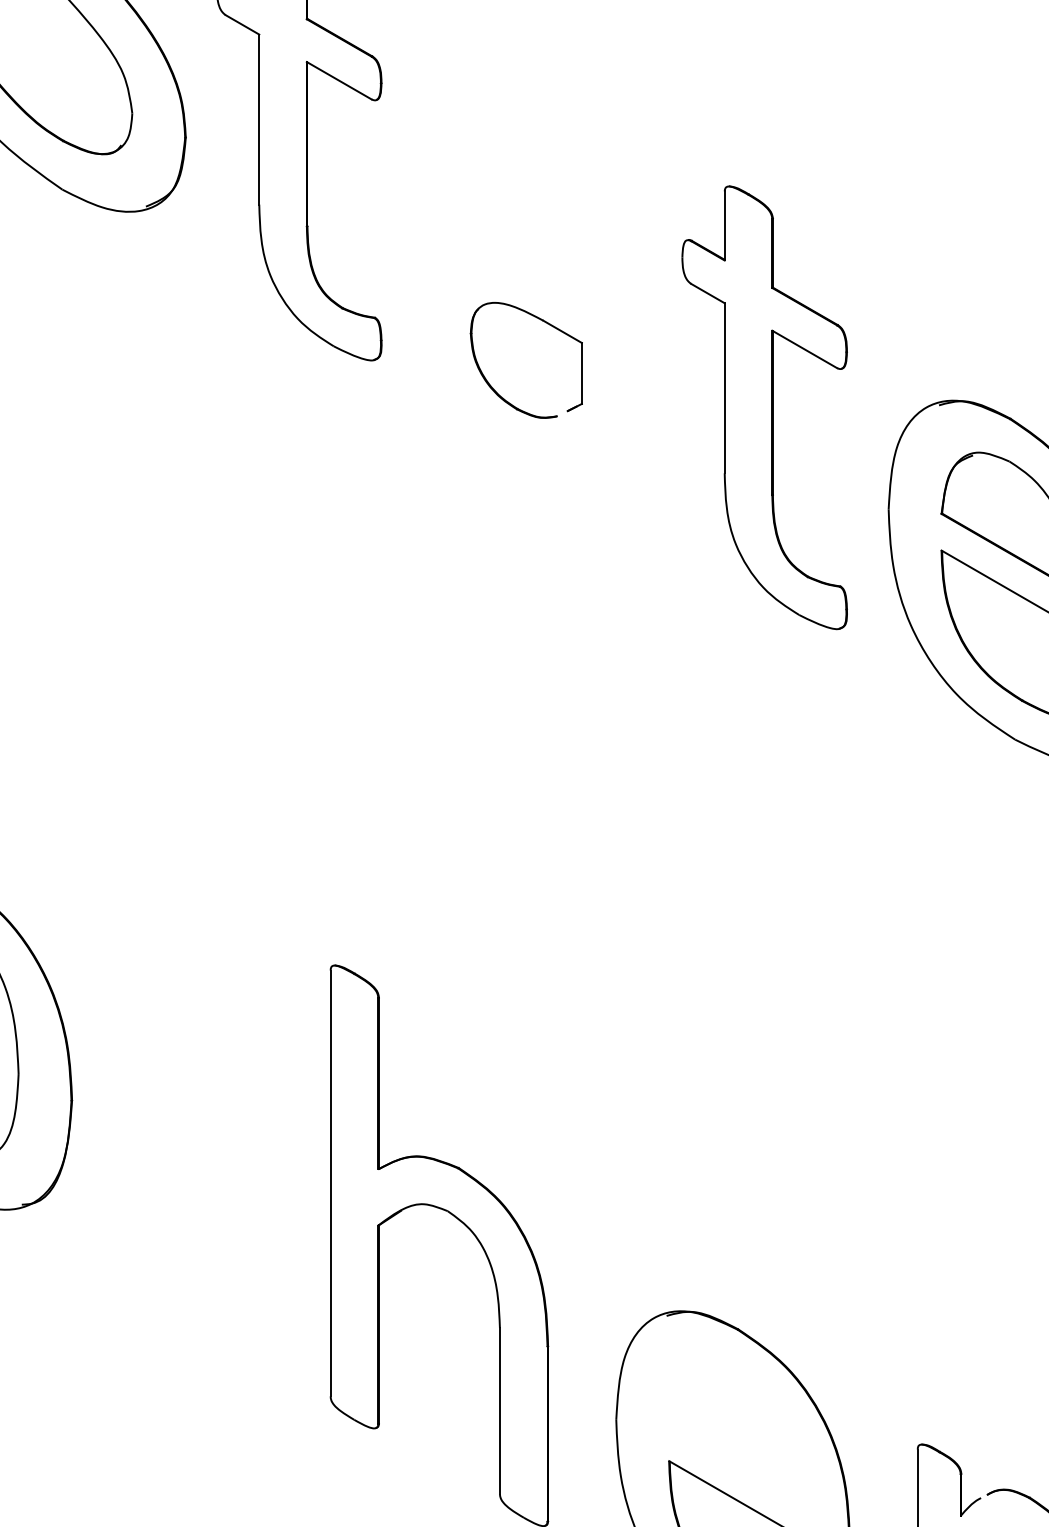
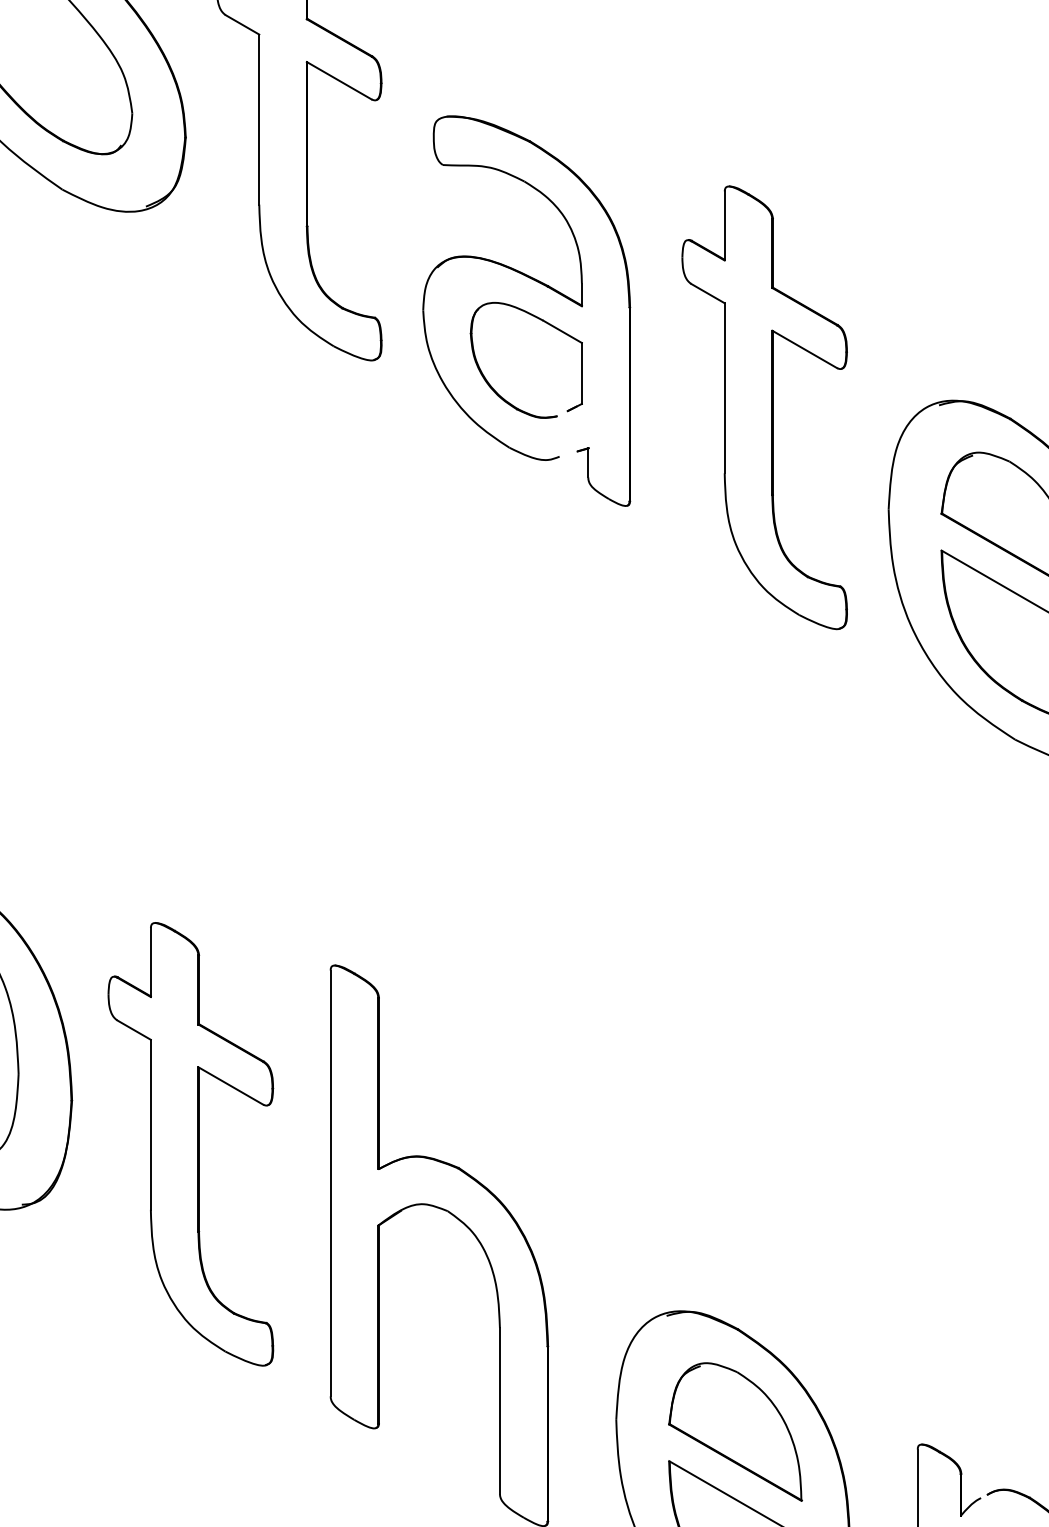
part: none -> present (539, 283)
part: none -> present (190, 1144)
part: none -> present (735, 1431)
